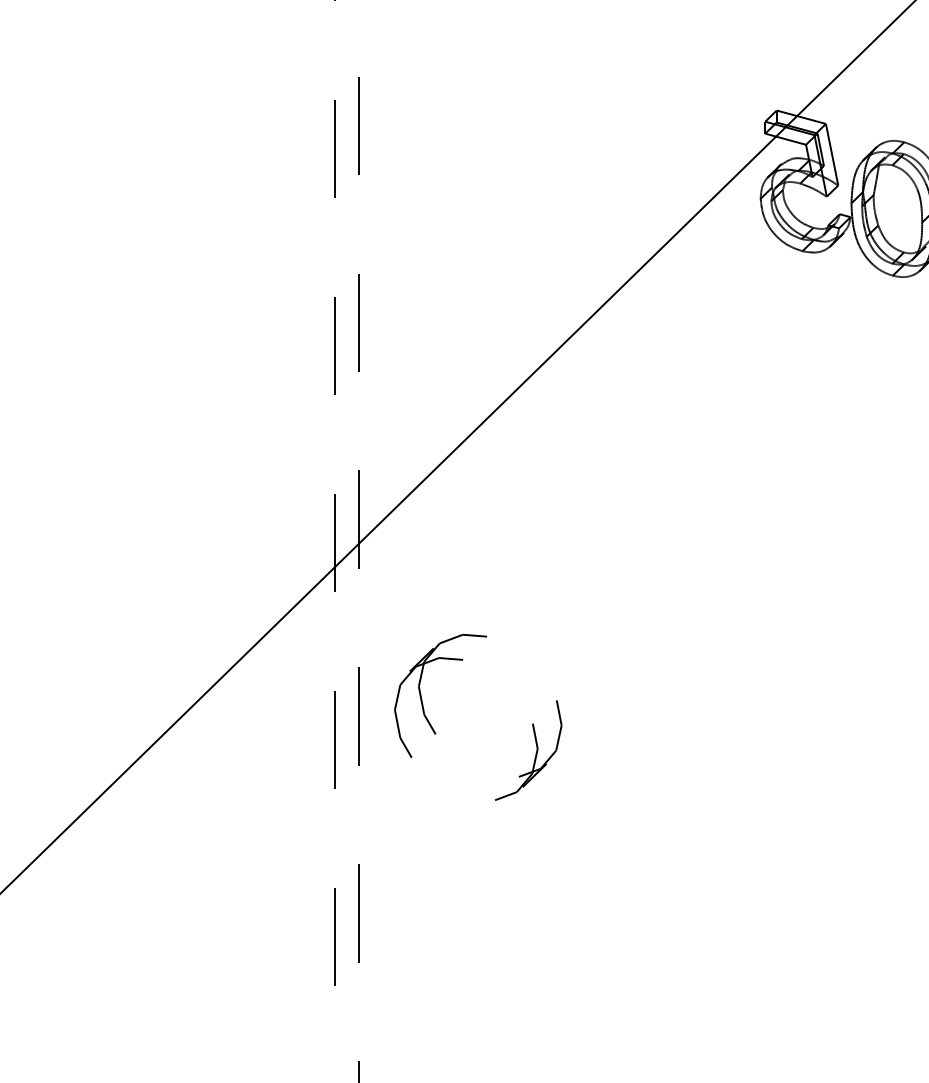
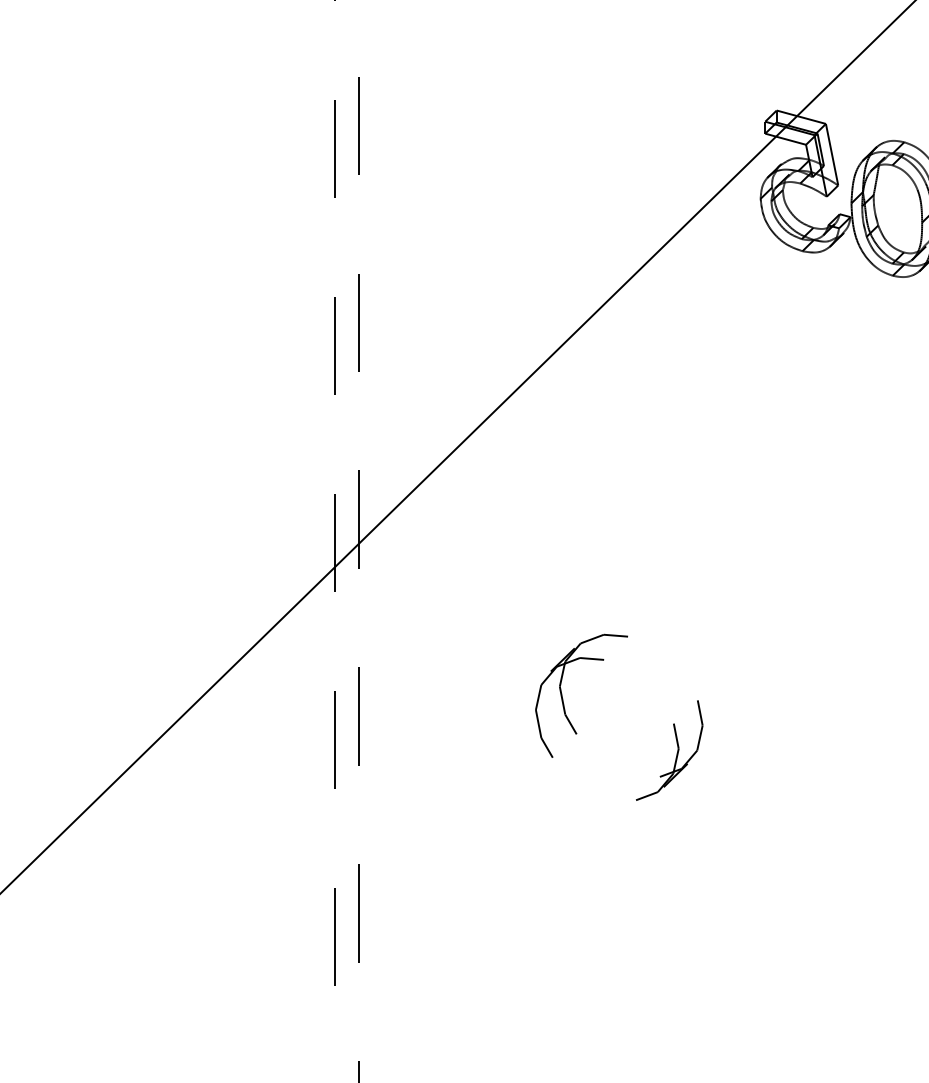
part position: (436, 733) -> (577, 733) (577, 733)
